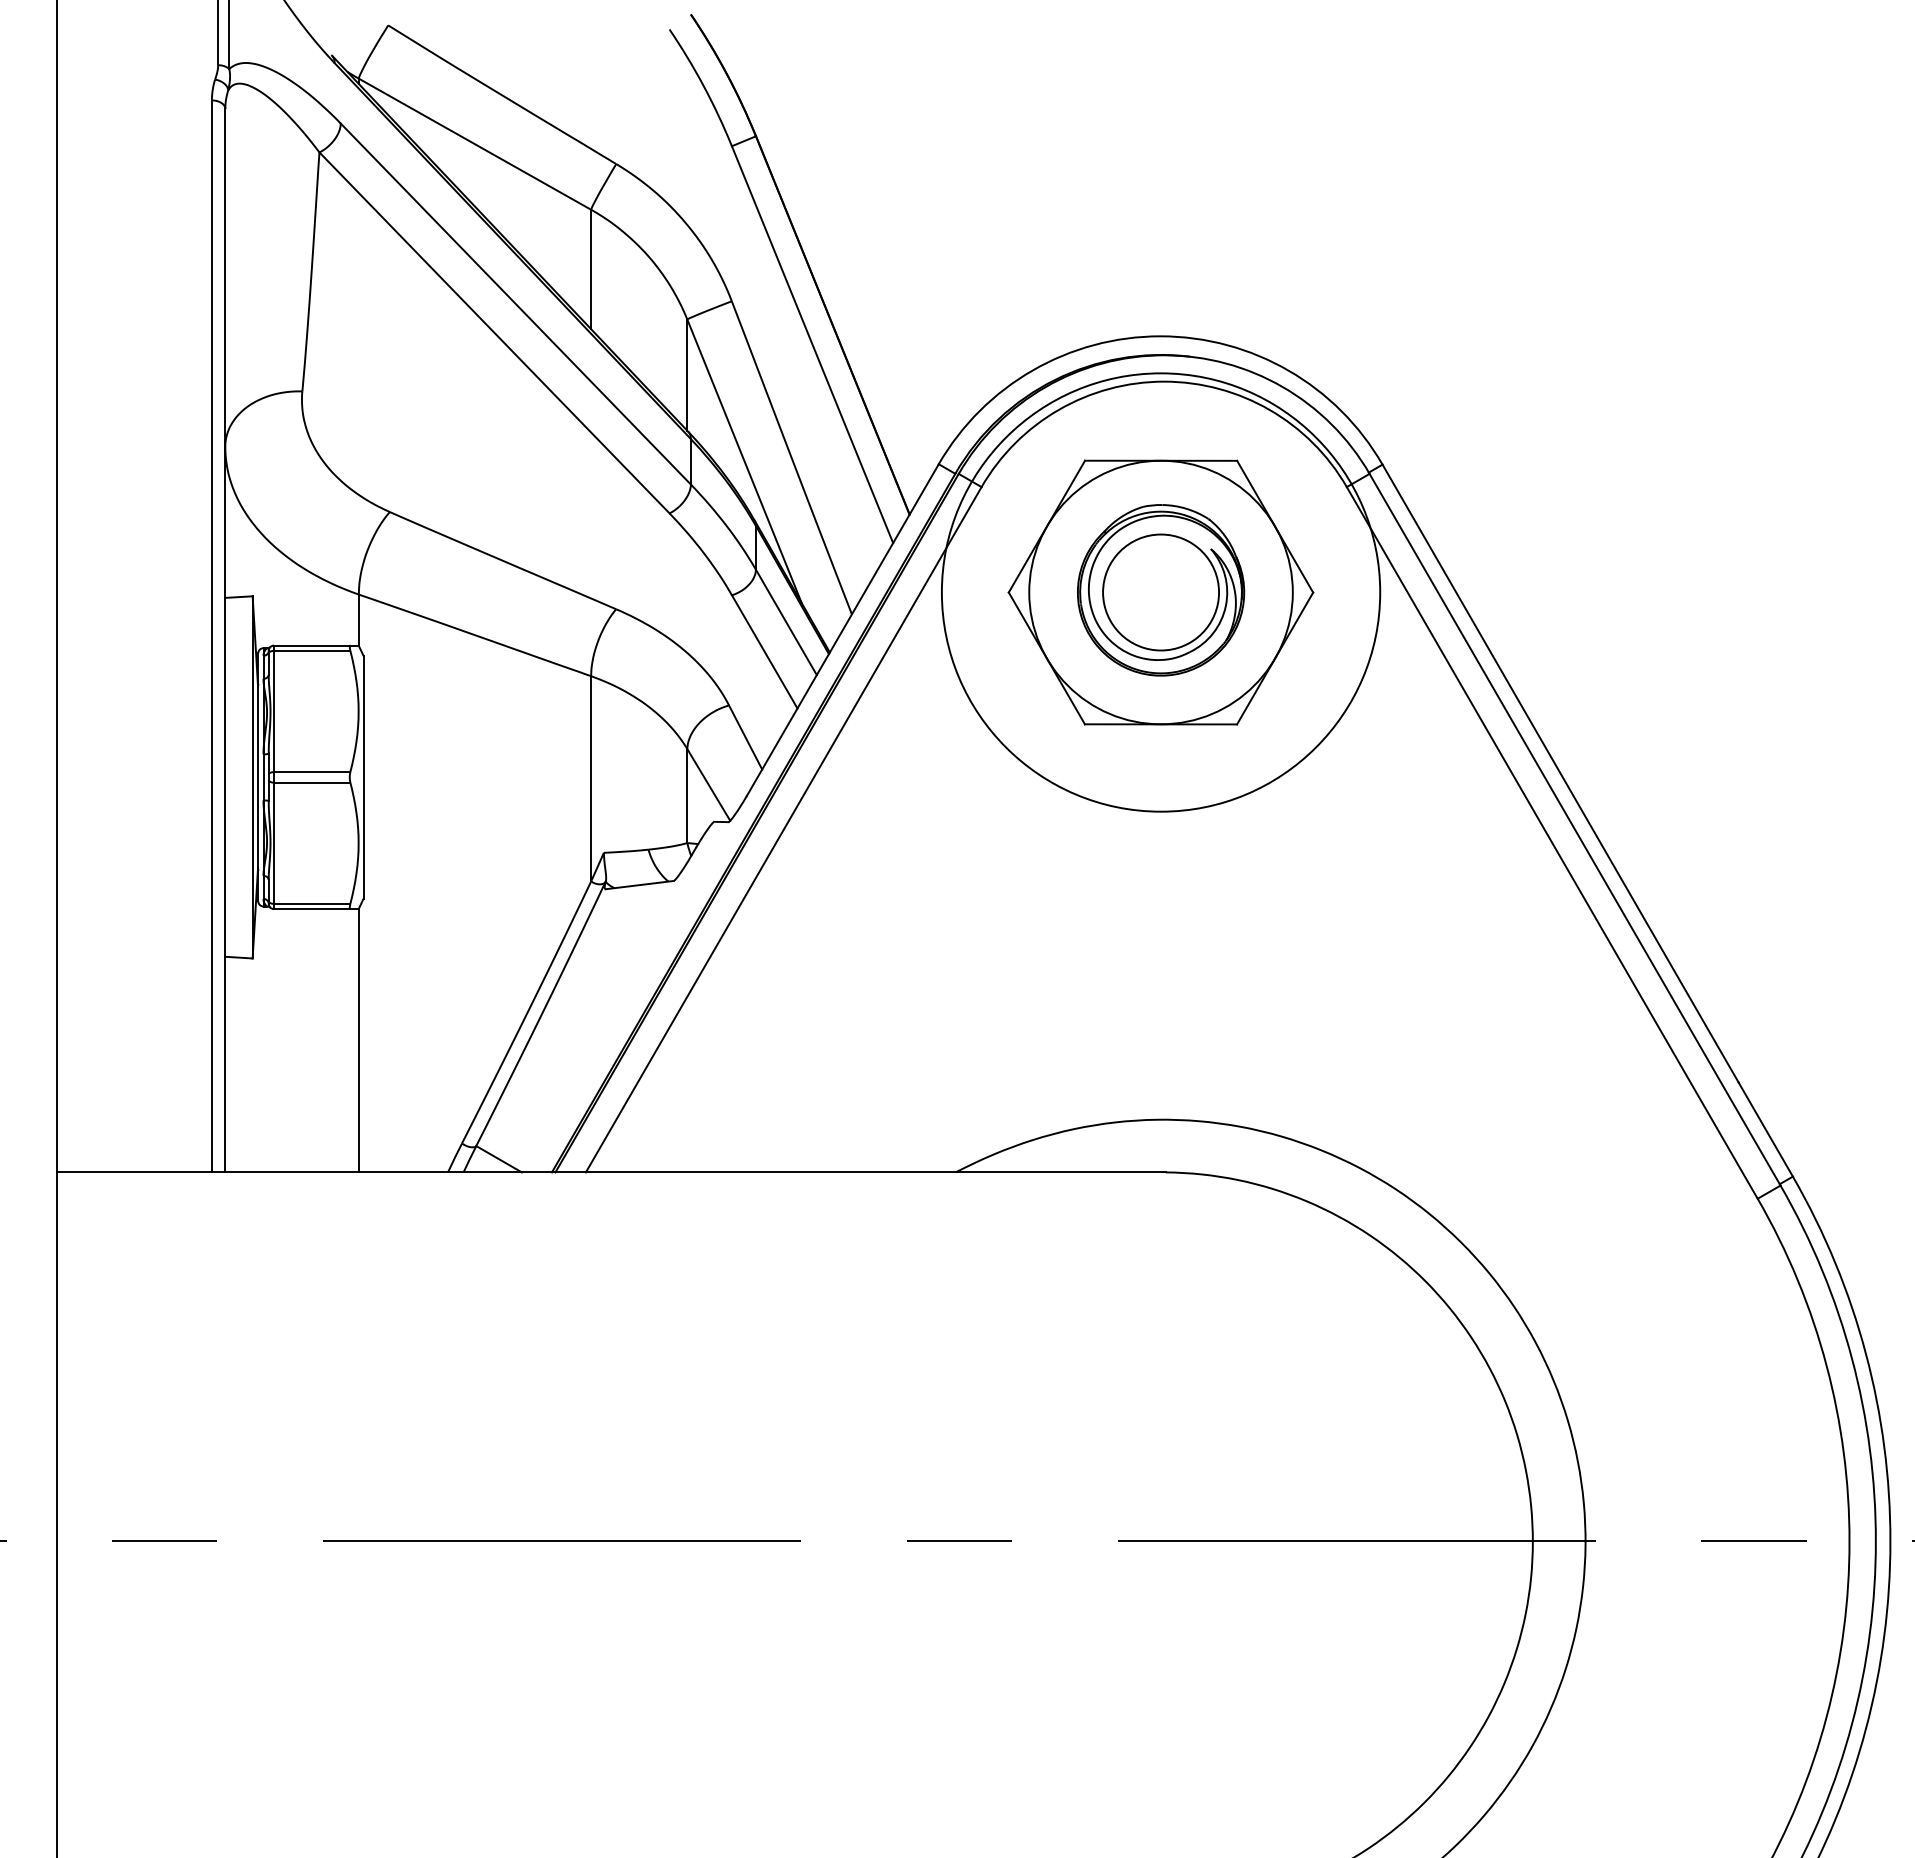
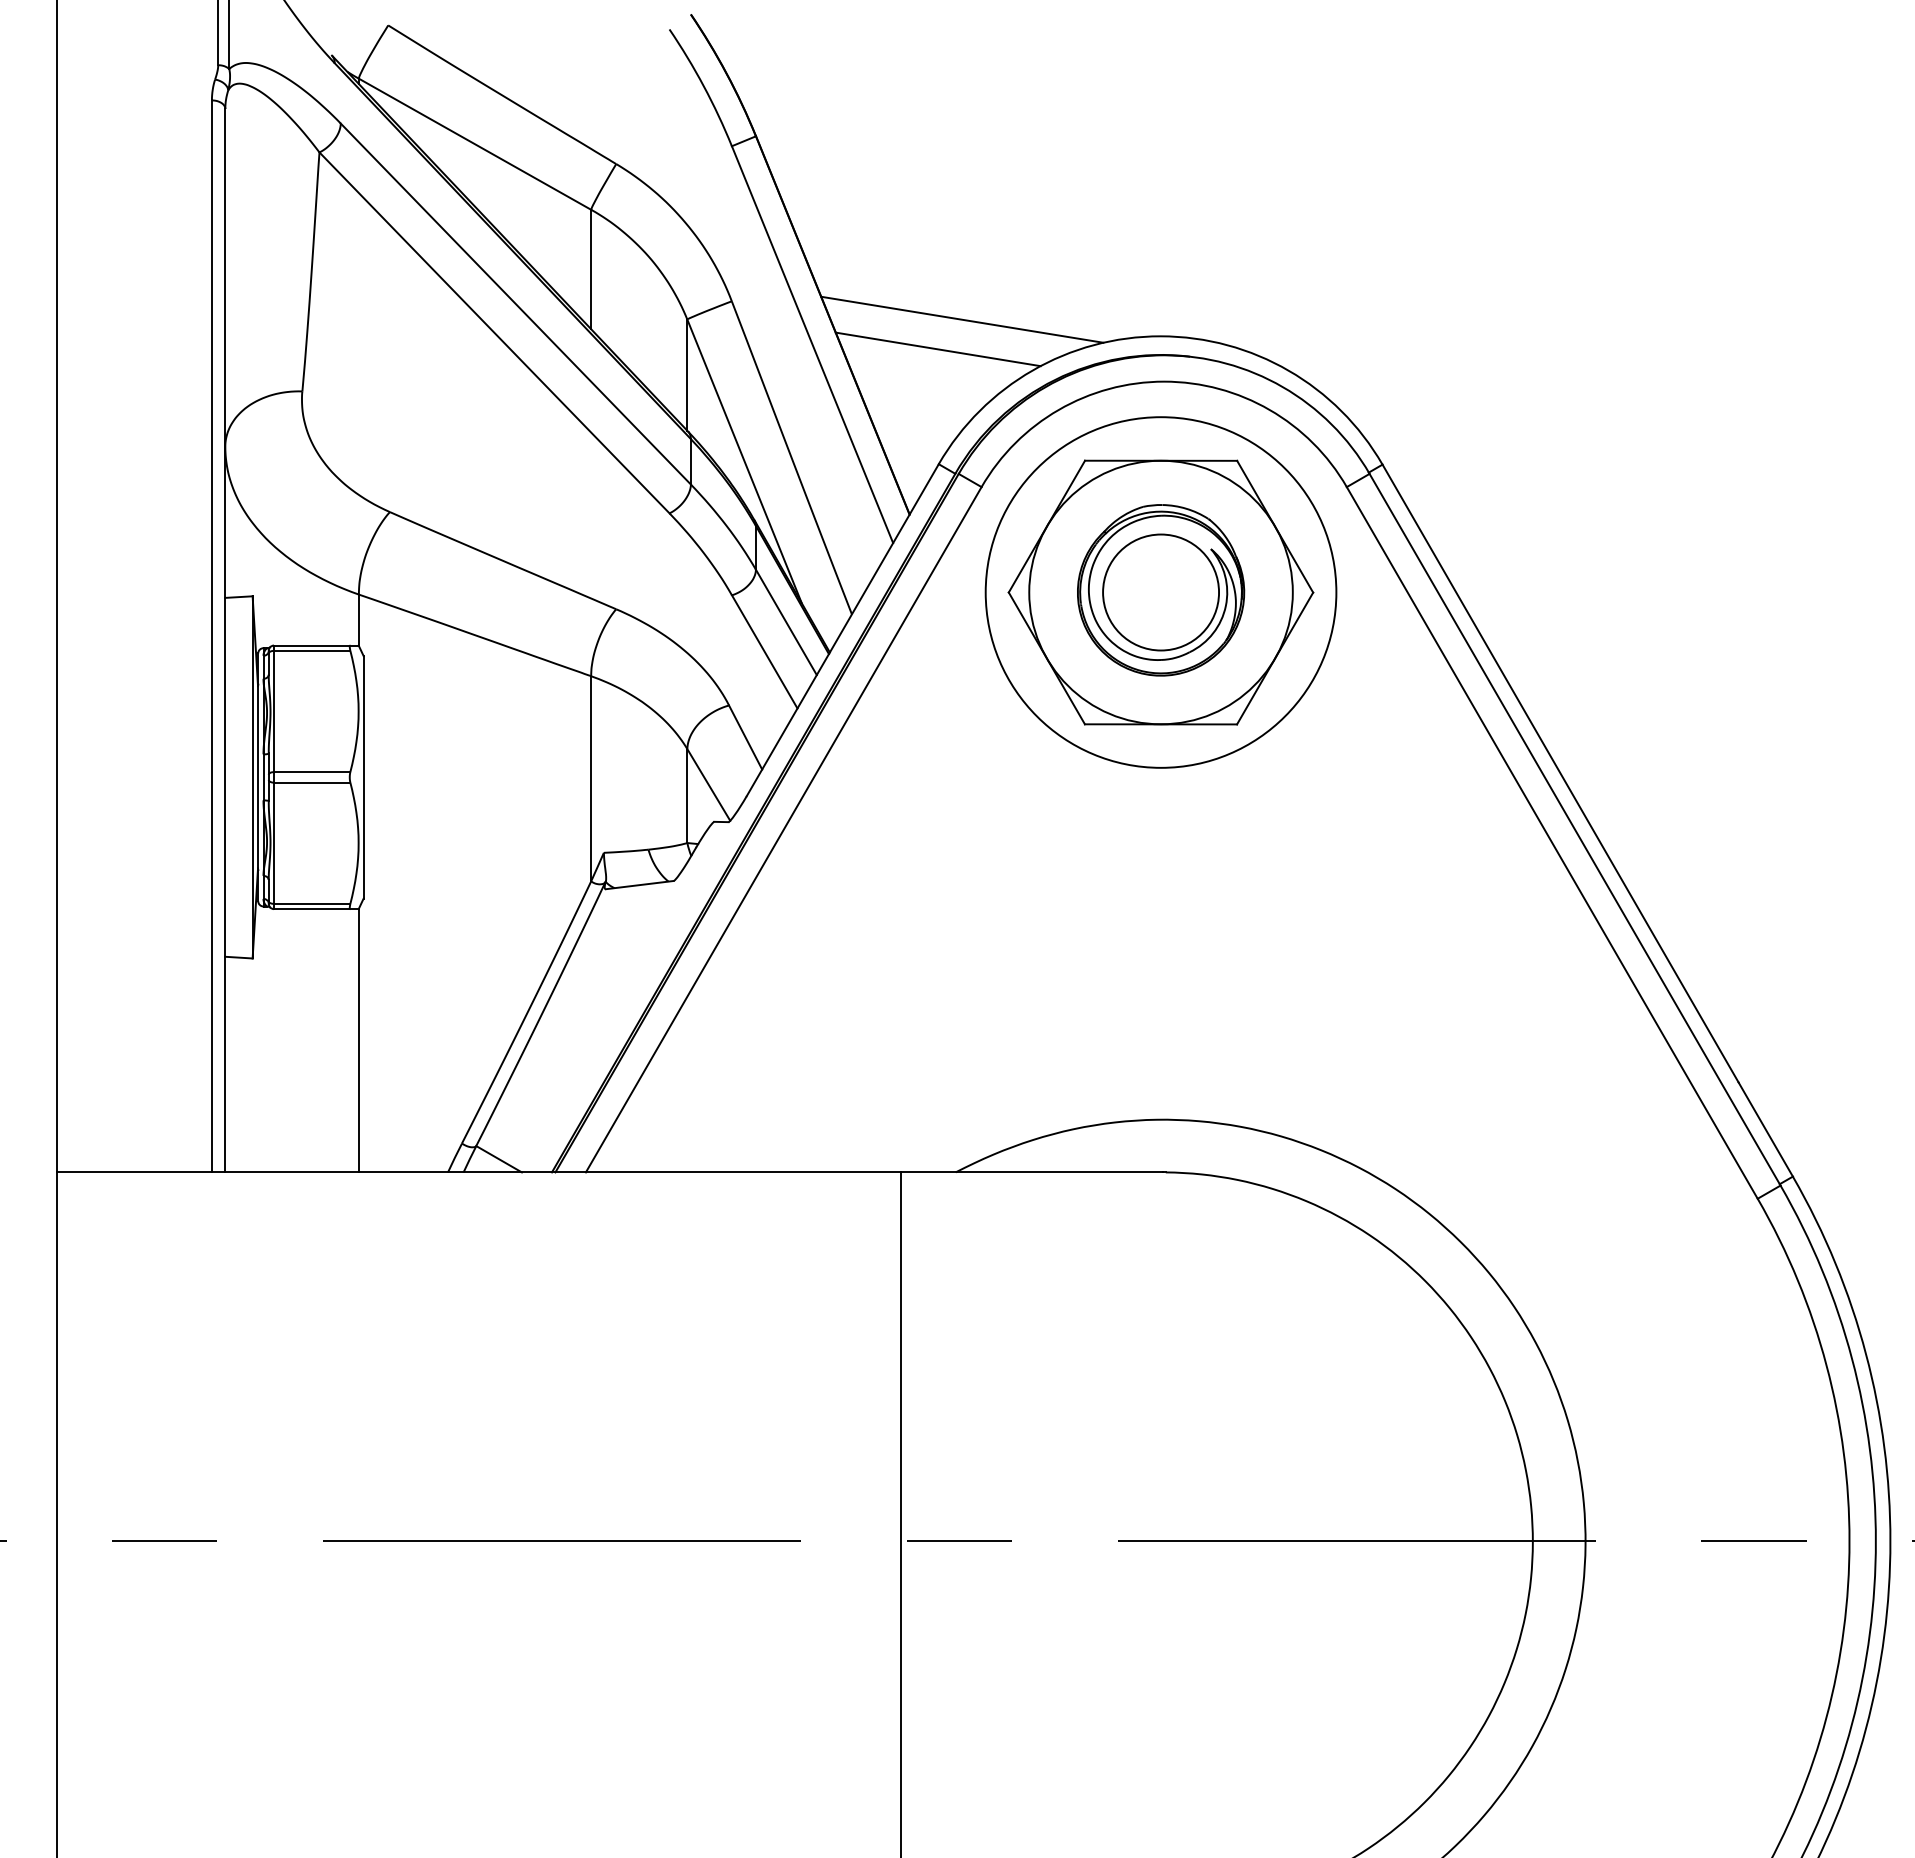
line: none -> present (962, 319)
line: none -> present (937, 349)
circle diameter: 438 px -> 351 px (1160, 592)
line: none -> present (900, 1513)
